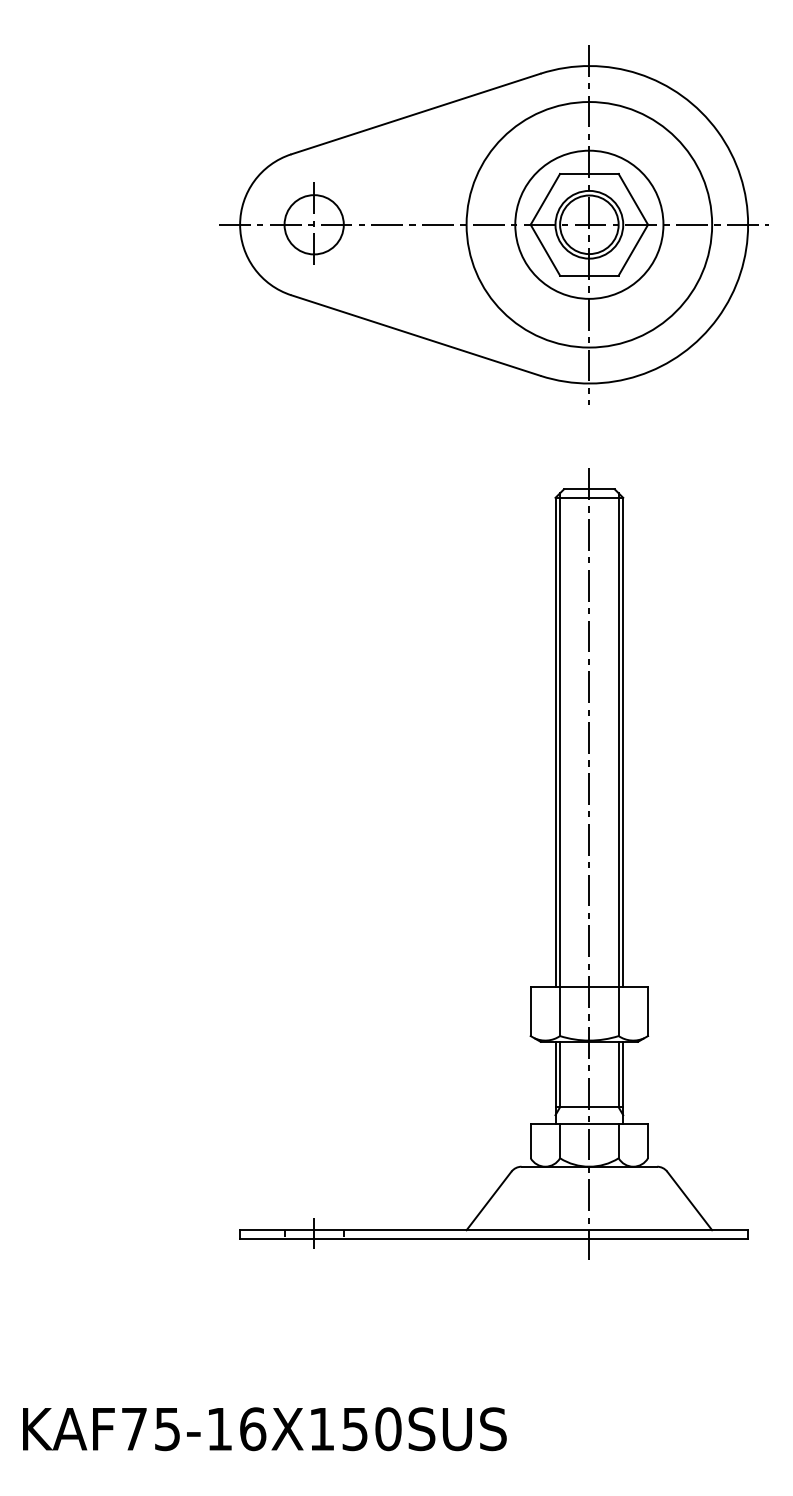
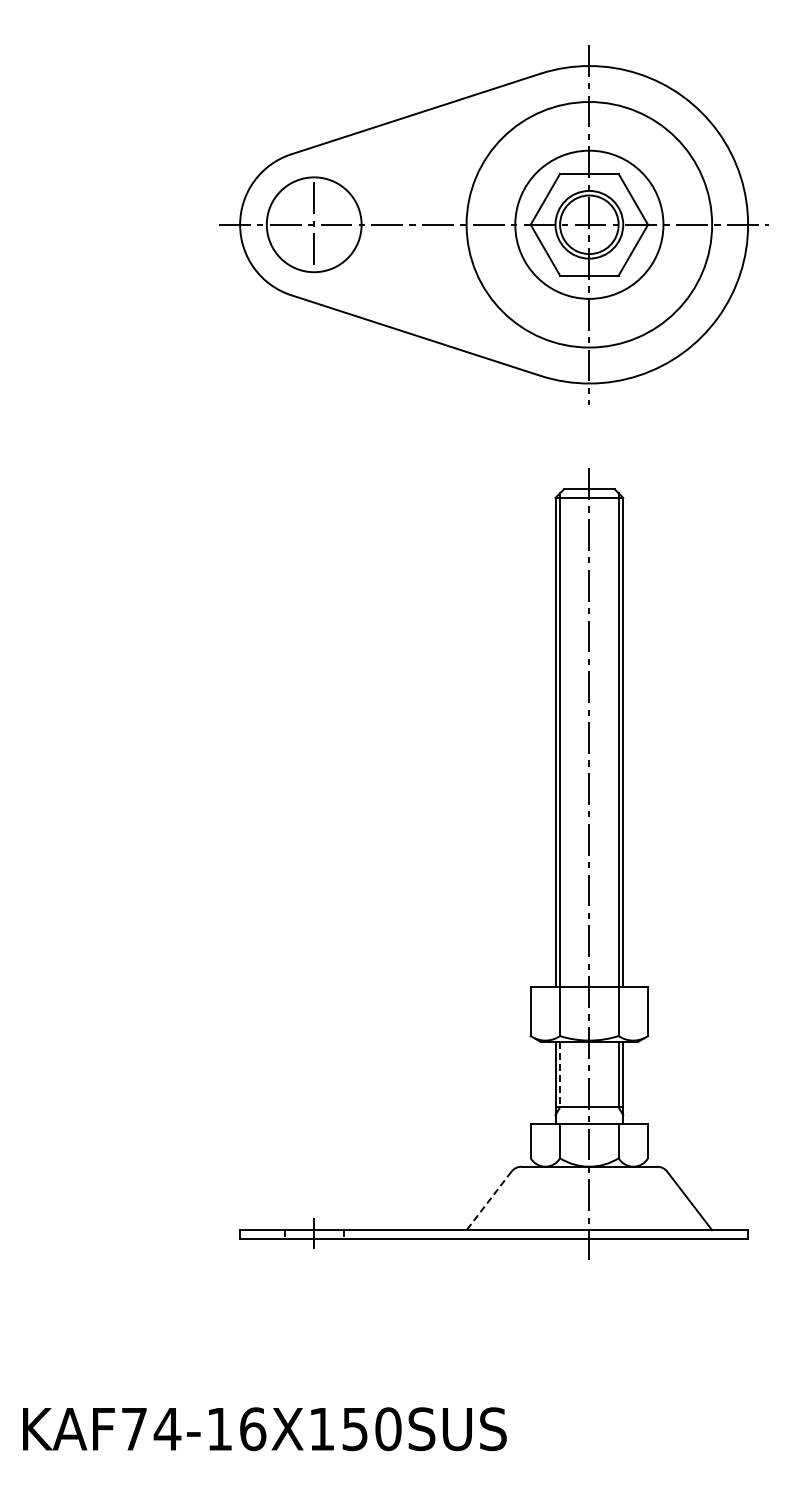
circle diameter: 59 px -> 95 px (313, 224)
line: solid -> dashed (560, 1074)
line: solid -> dashed (489, 1200)
text: KAF75-16X150SUS -> KAF74-16X150SUS (167, 1429)
